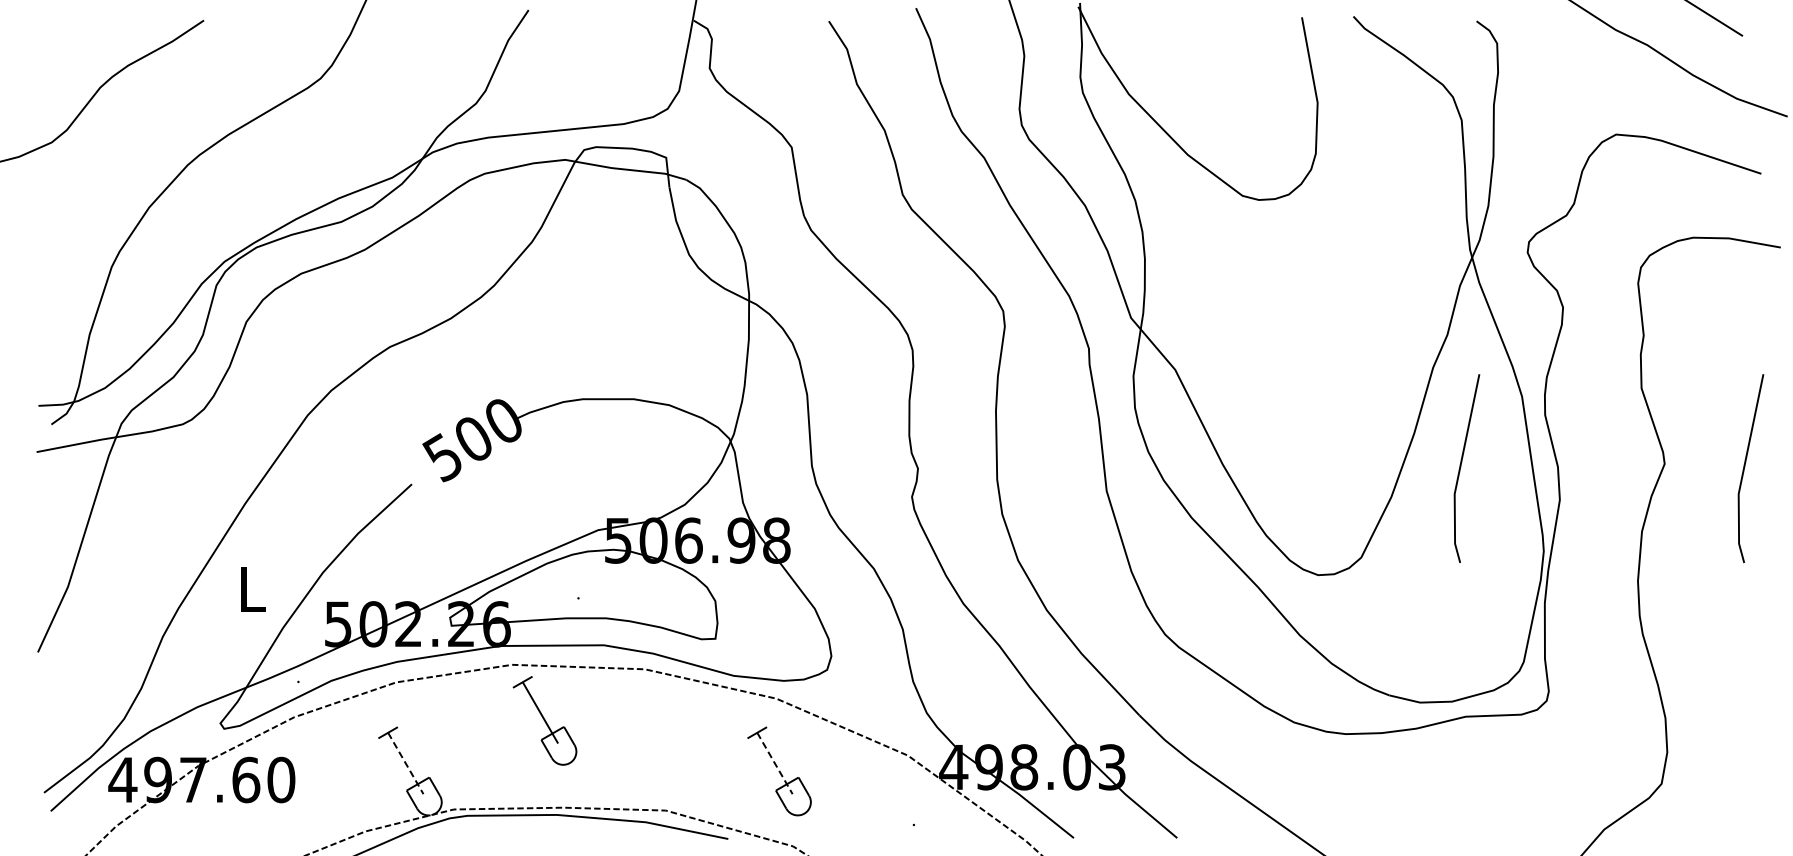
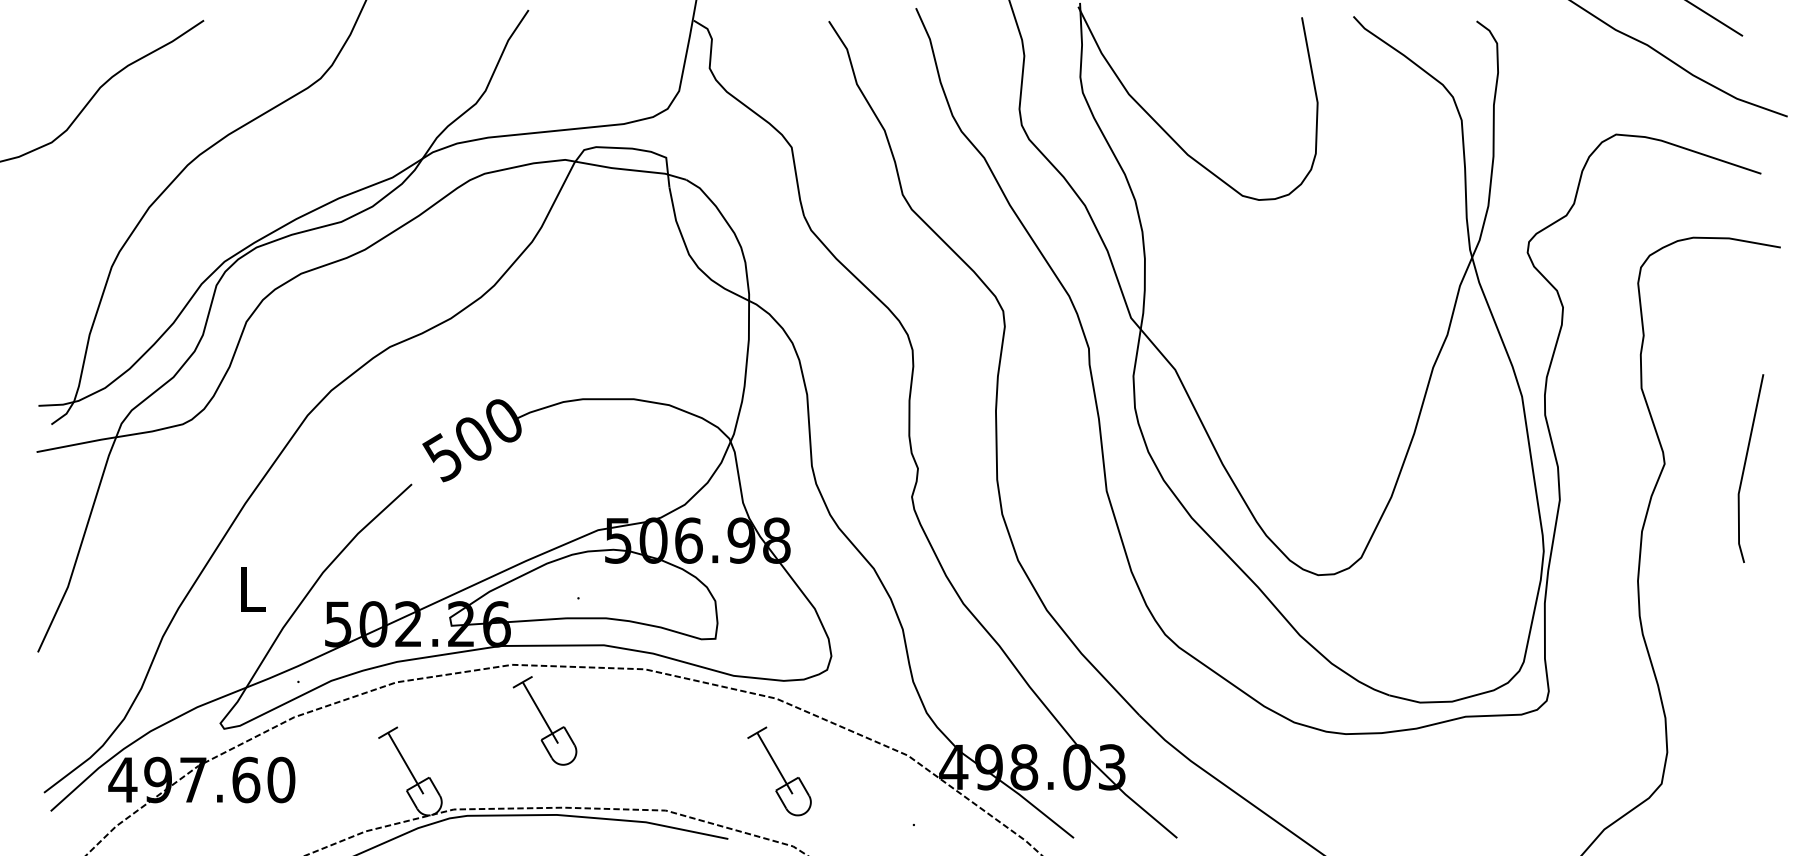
line: present -> none (1461, 467)
line: dashed -> solid (406, 763)
line: dashed -> solid (775, 763)
